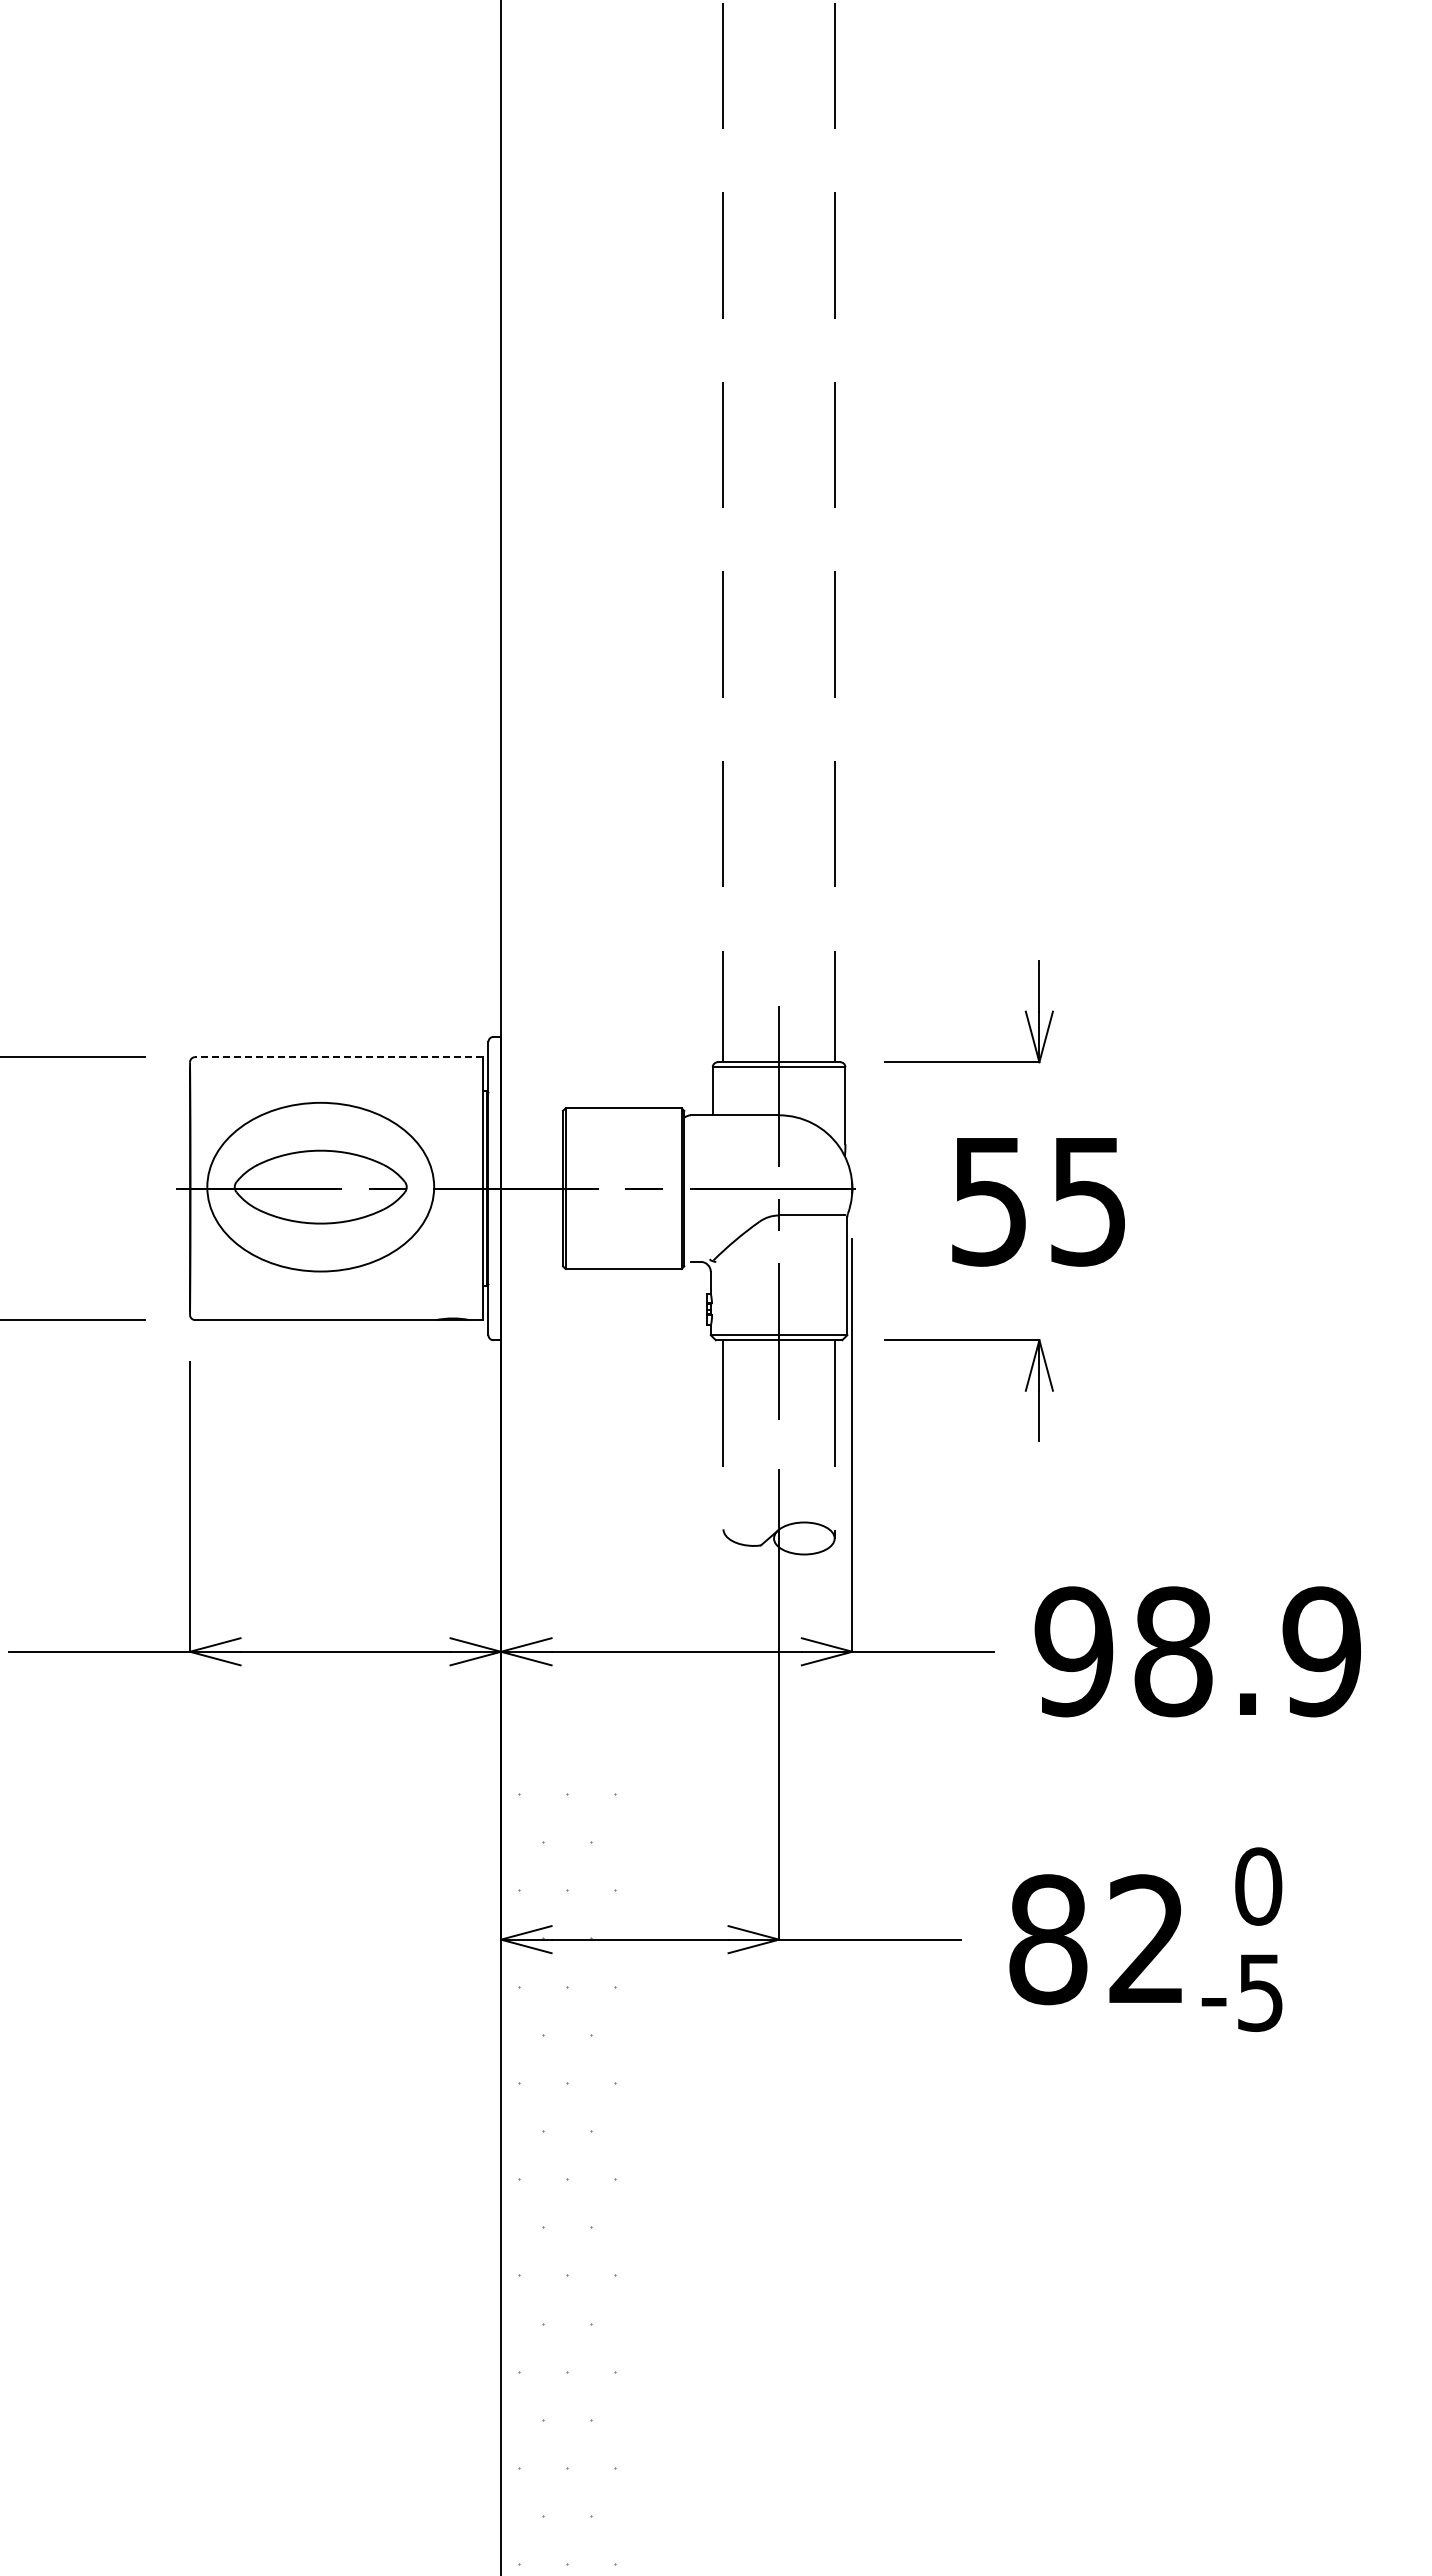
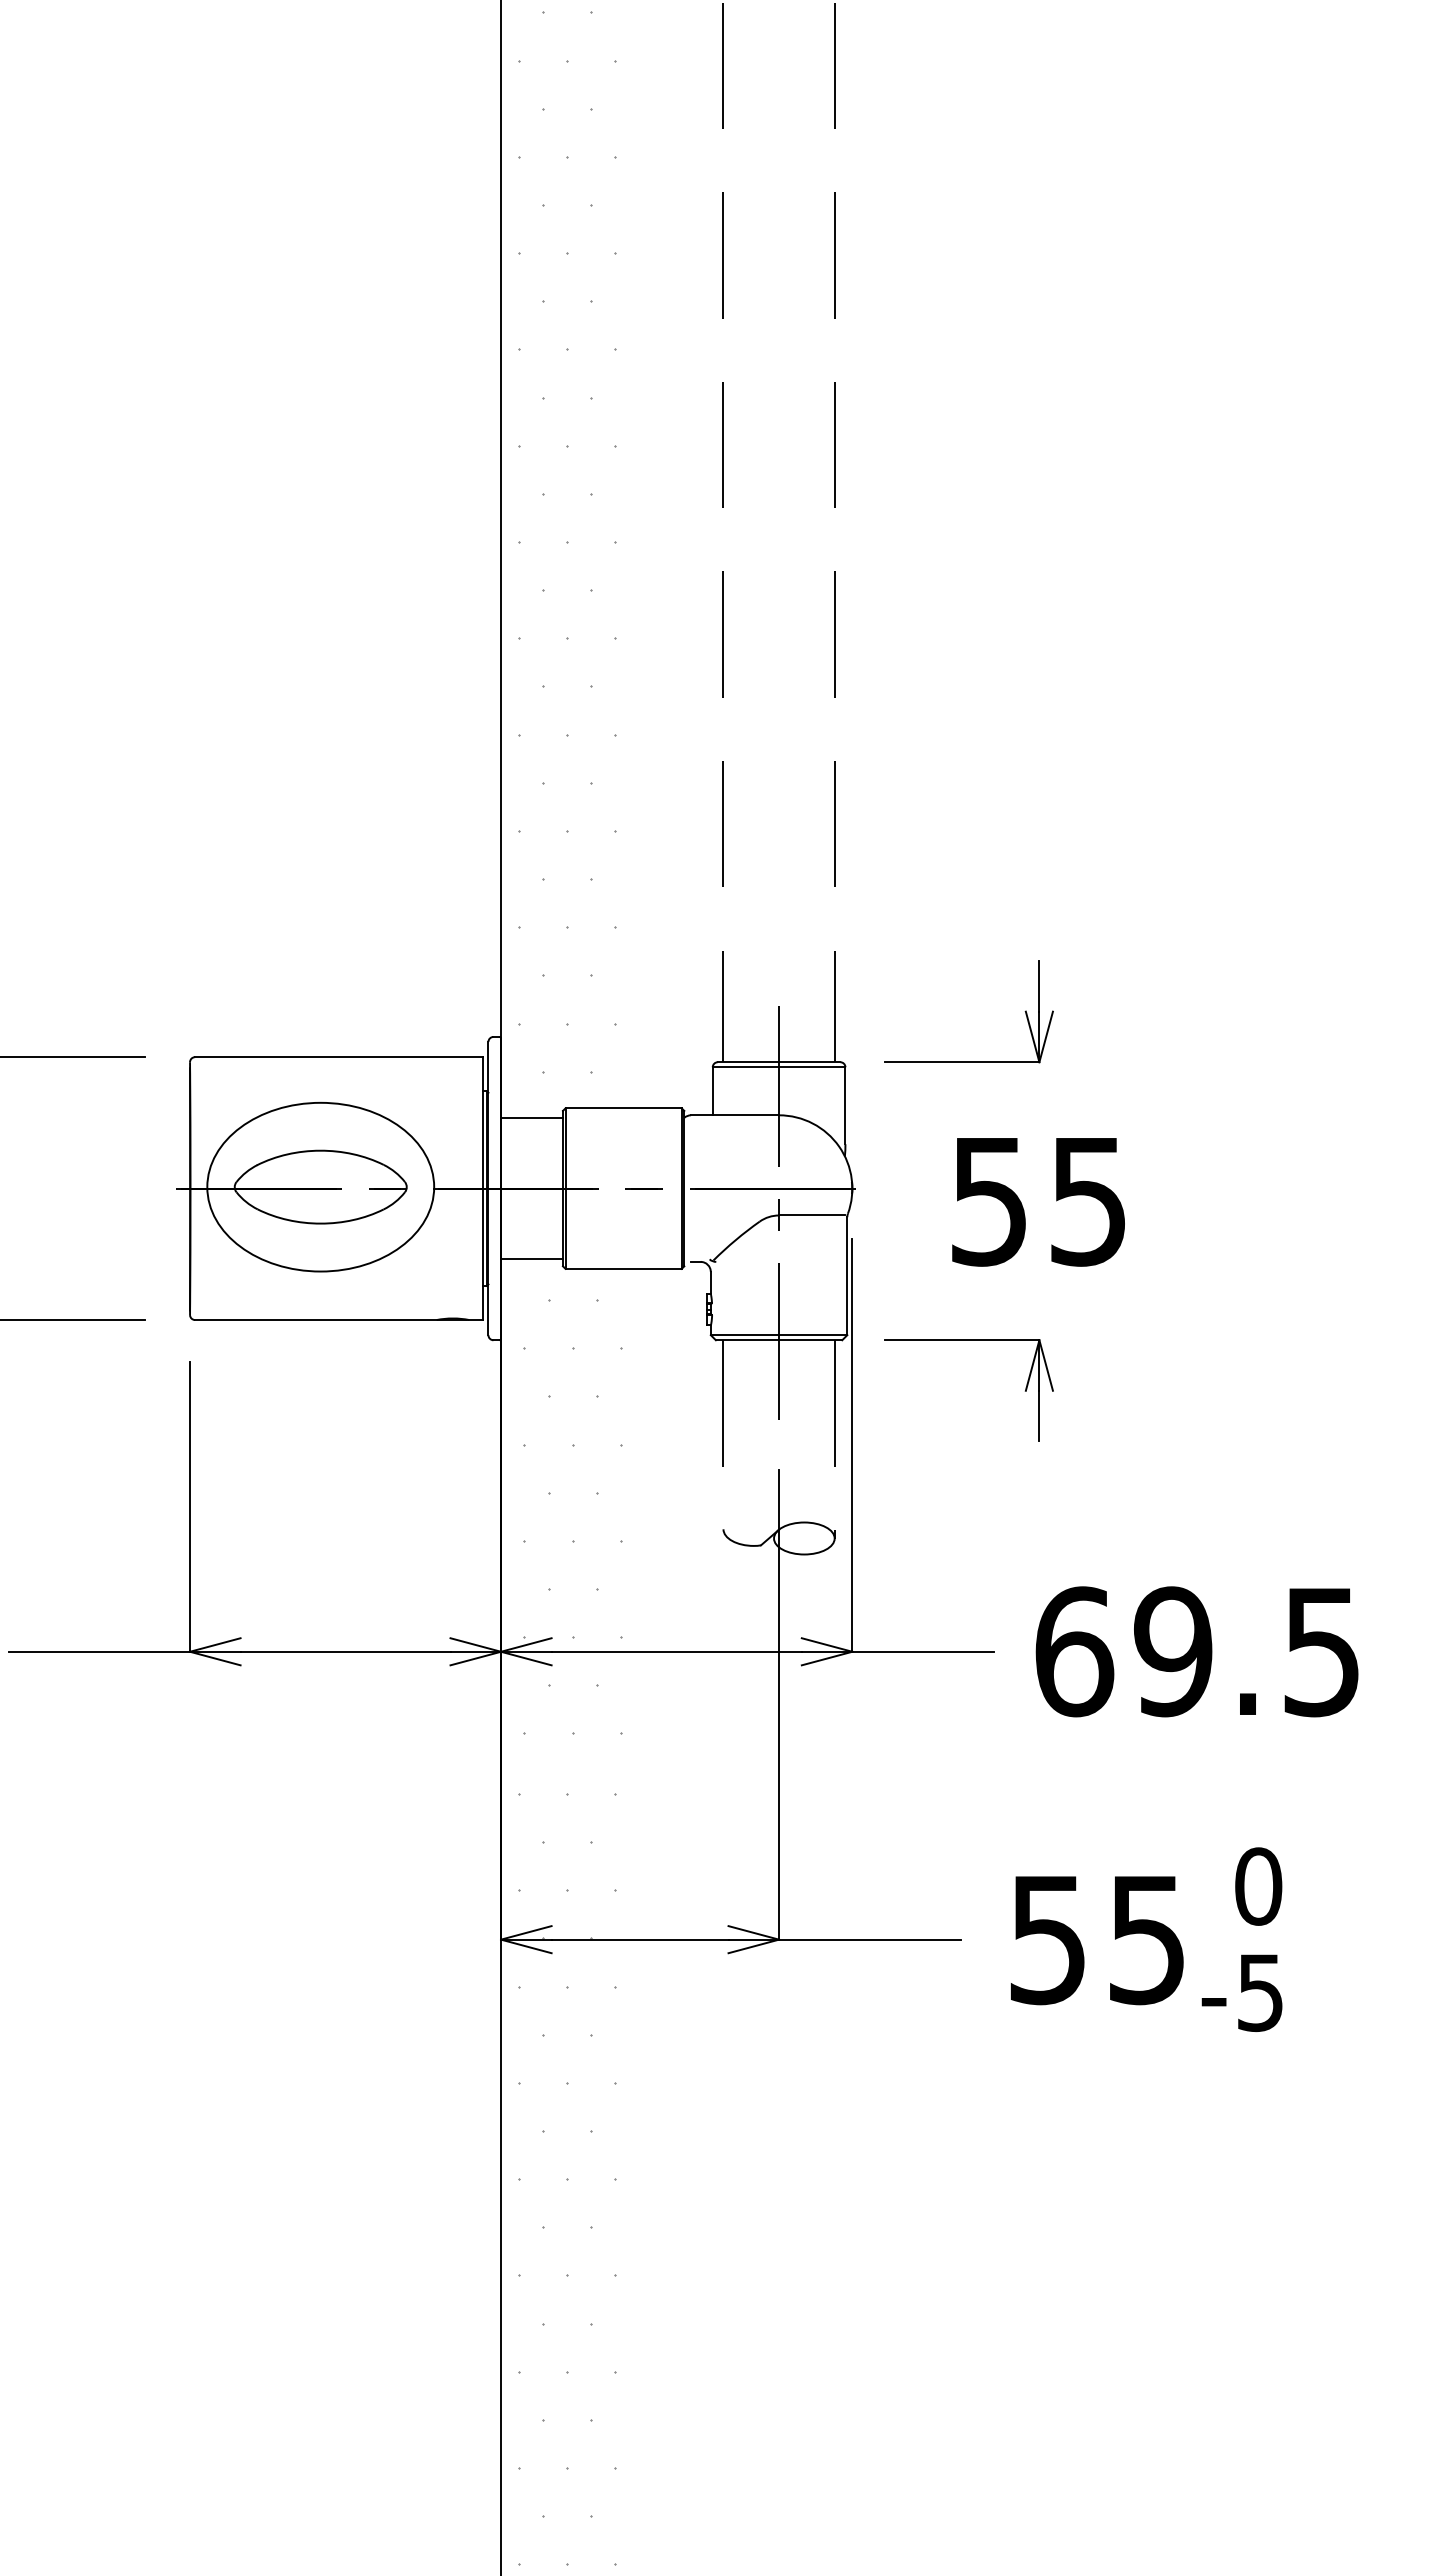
hatch: none -> present (566, 541)
line: dashed -> solid (338, 1057)
line: none -> present (531, 1117)
line: none -> present (531, 1259)
hatch: none -> present (572, 1516)
text: 98.9 -> 69.5 (1197, 1651)
text: 82 -> 55 (1096, 1939)
